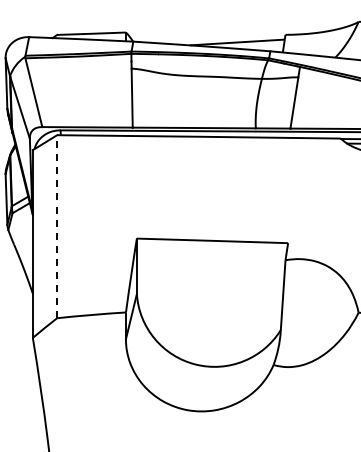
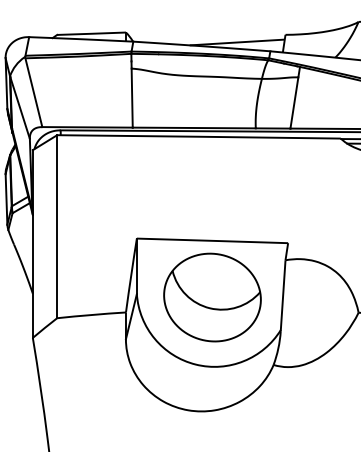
line: dashed -> solid (57, 226)
part: none -> present (212, 297)
